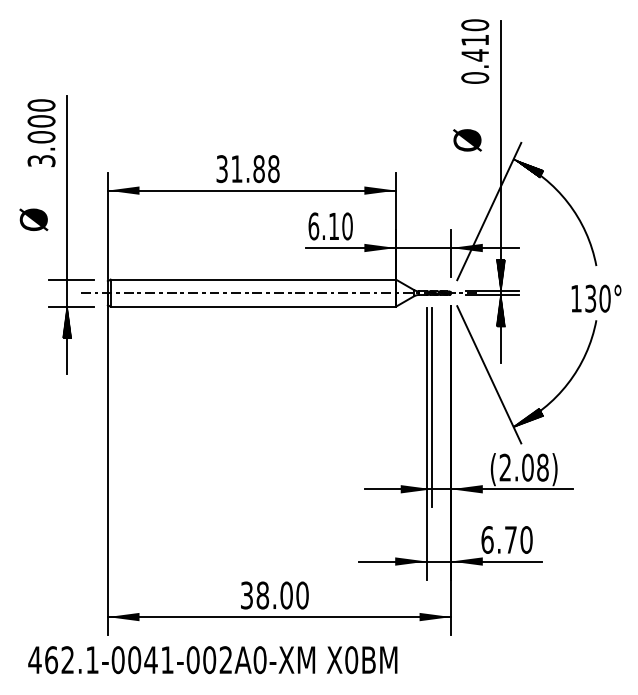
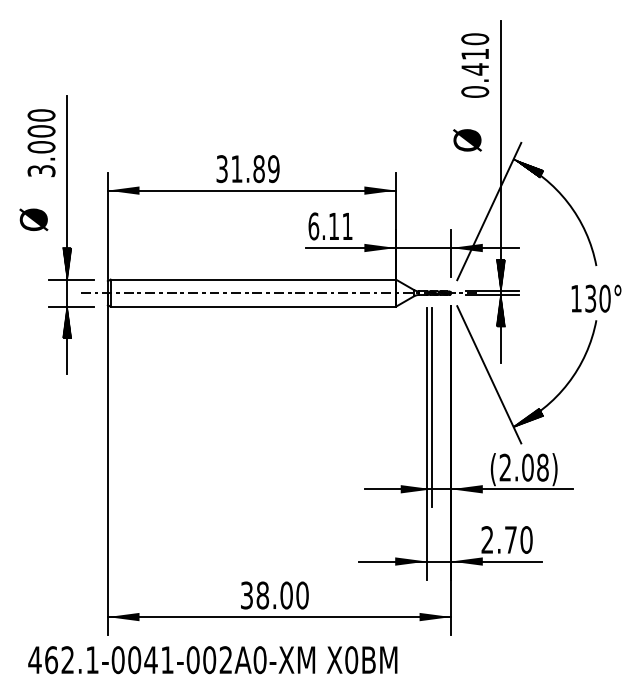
text position: (475, 51) -> (475, 65) (475, 65)
text position: (41, 133) -> (41, 143) (41, 143)
text: 31.88 -> 31.89 (273, 169)
text: 6.10 -> 6.11 (347, 226)
hatch: none -> present (67, 263)
text: 6.70 -> 2.70 (487, 539)
